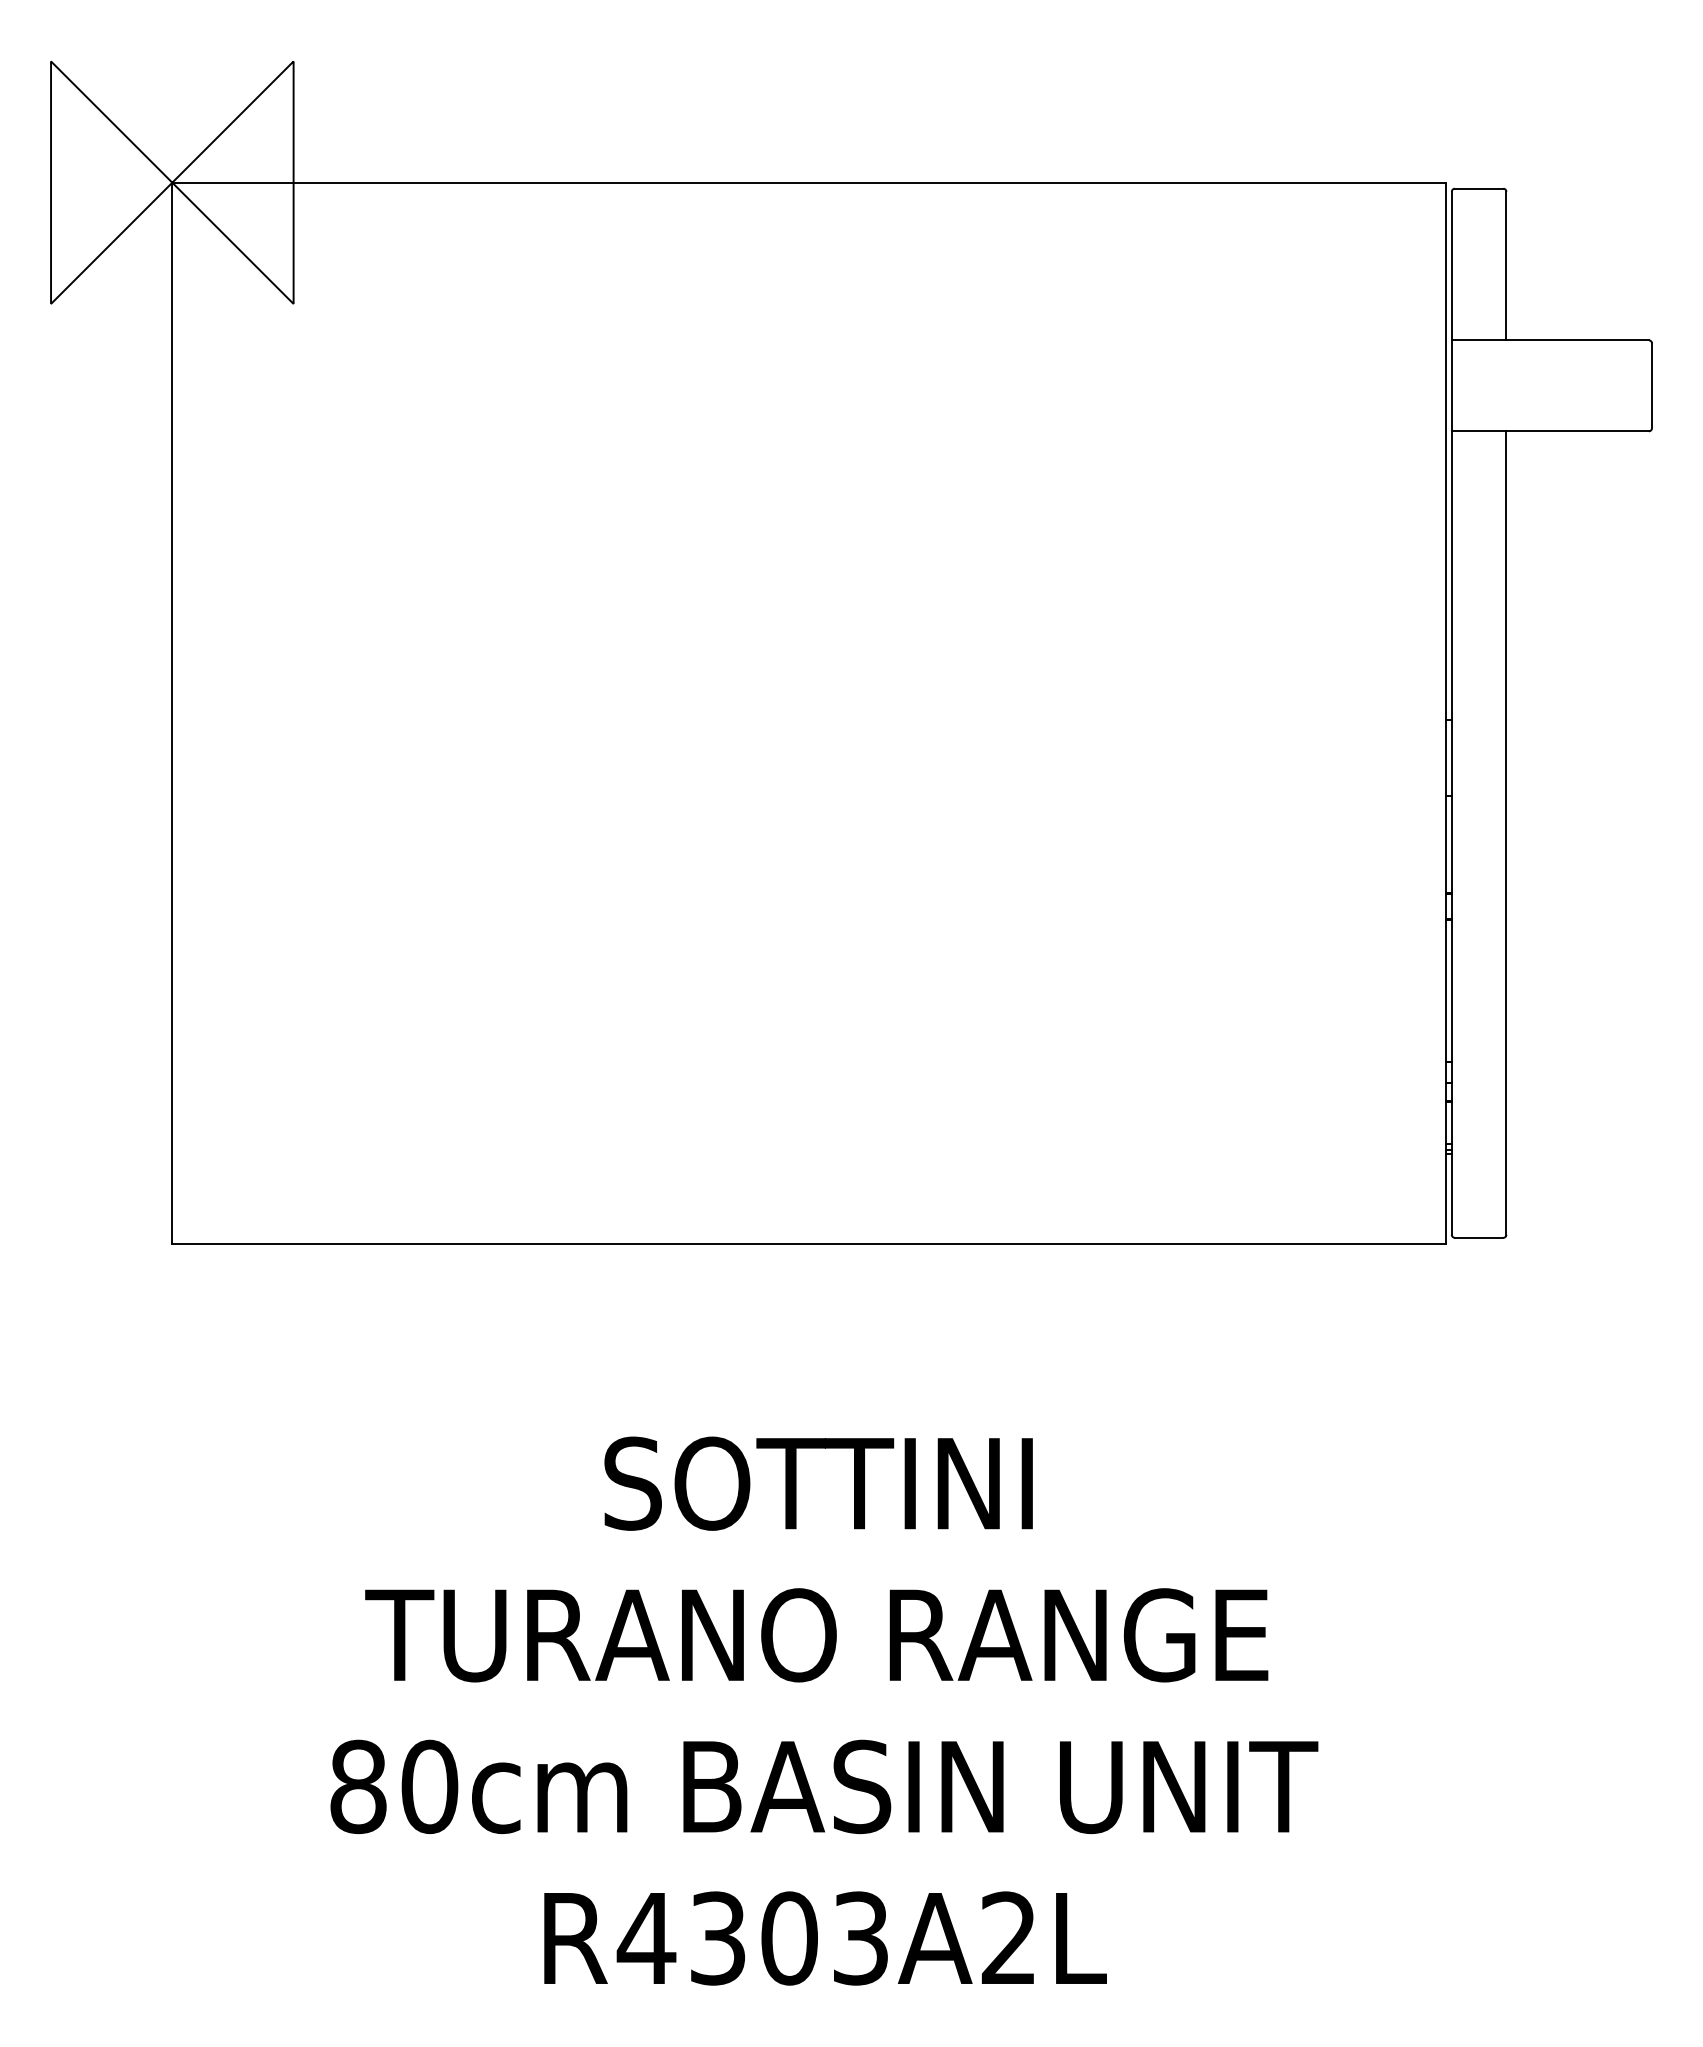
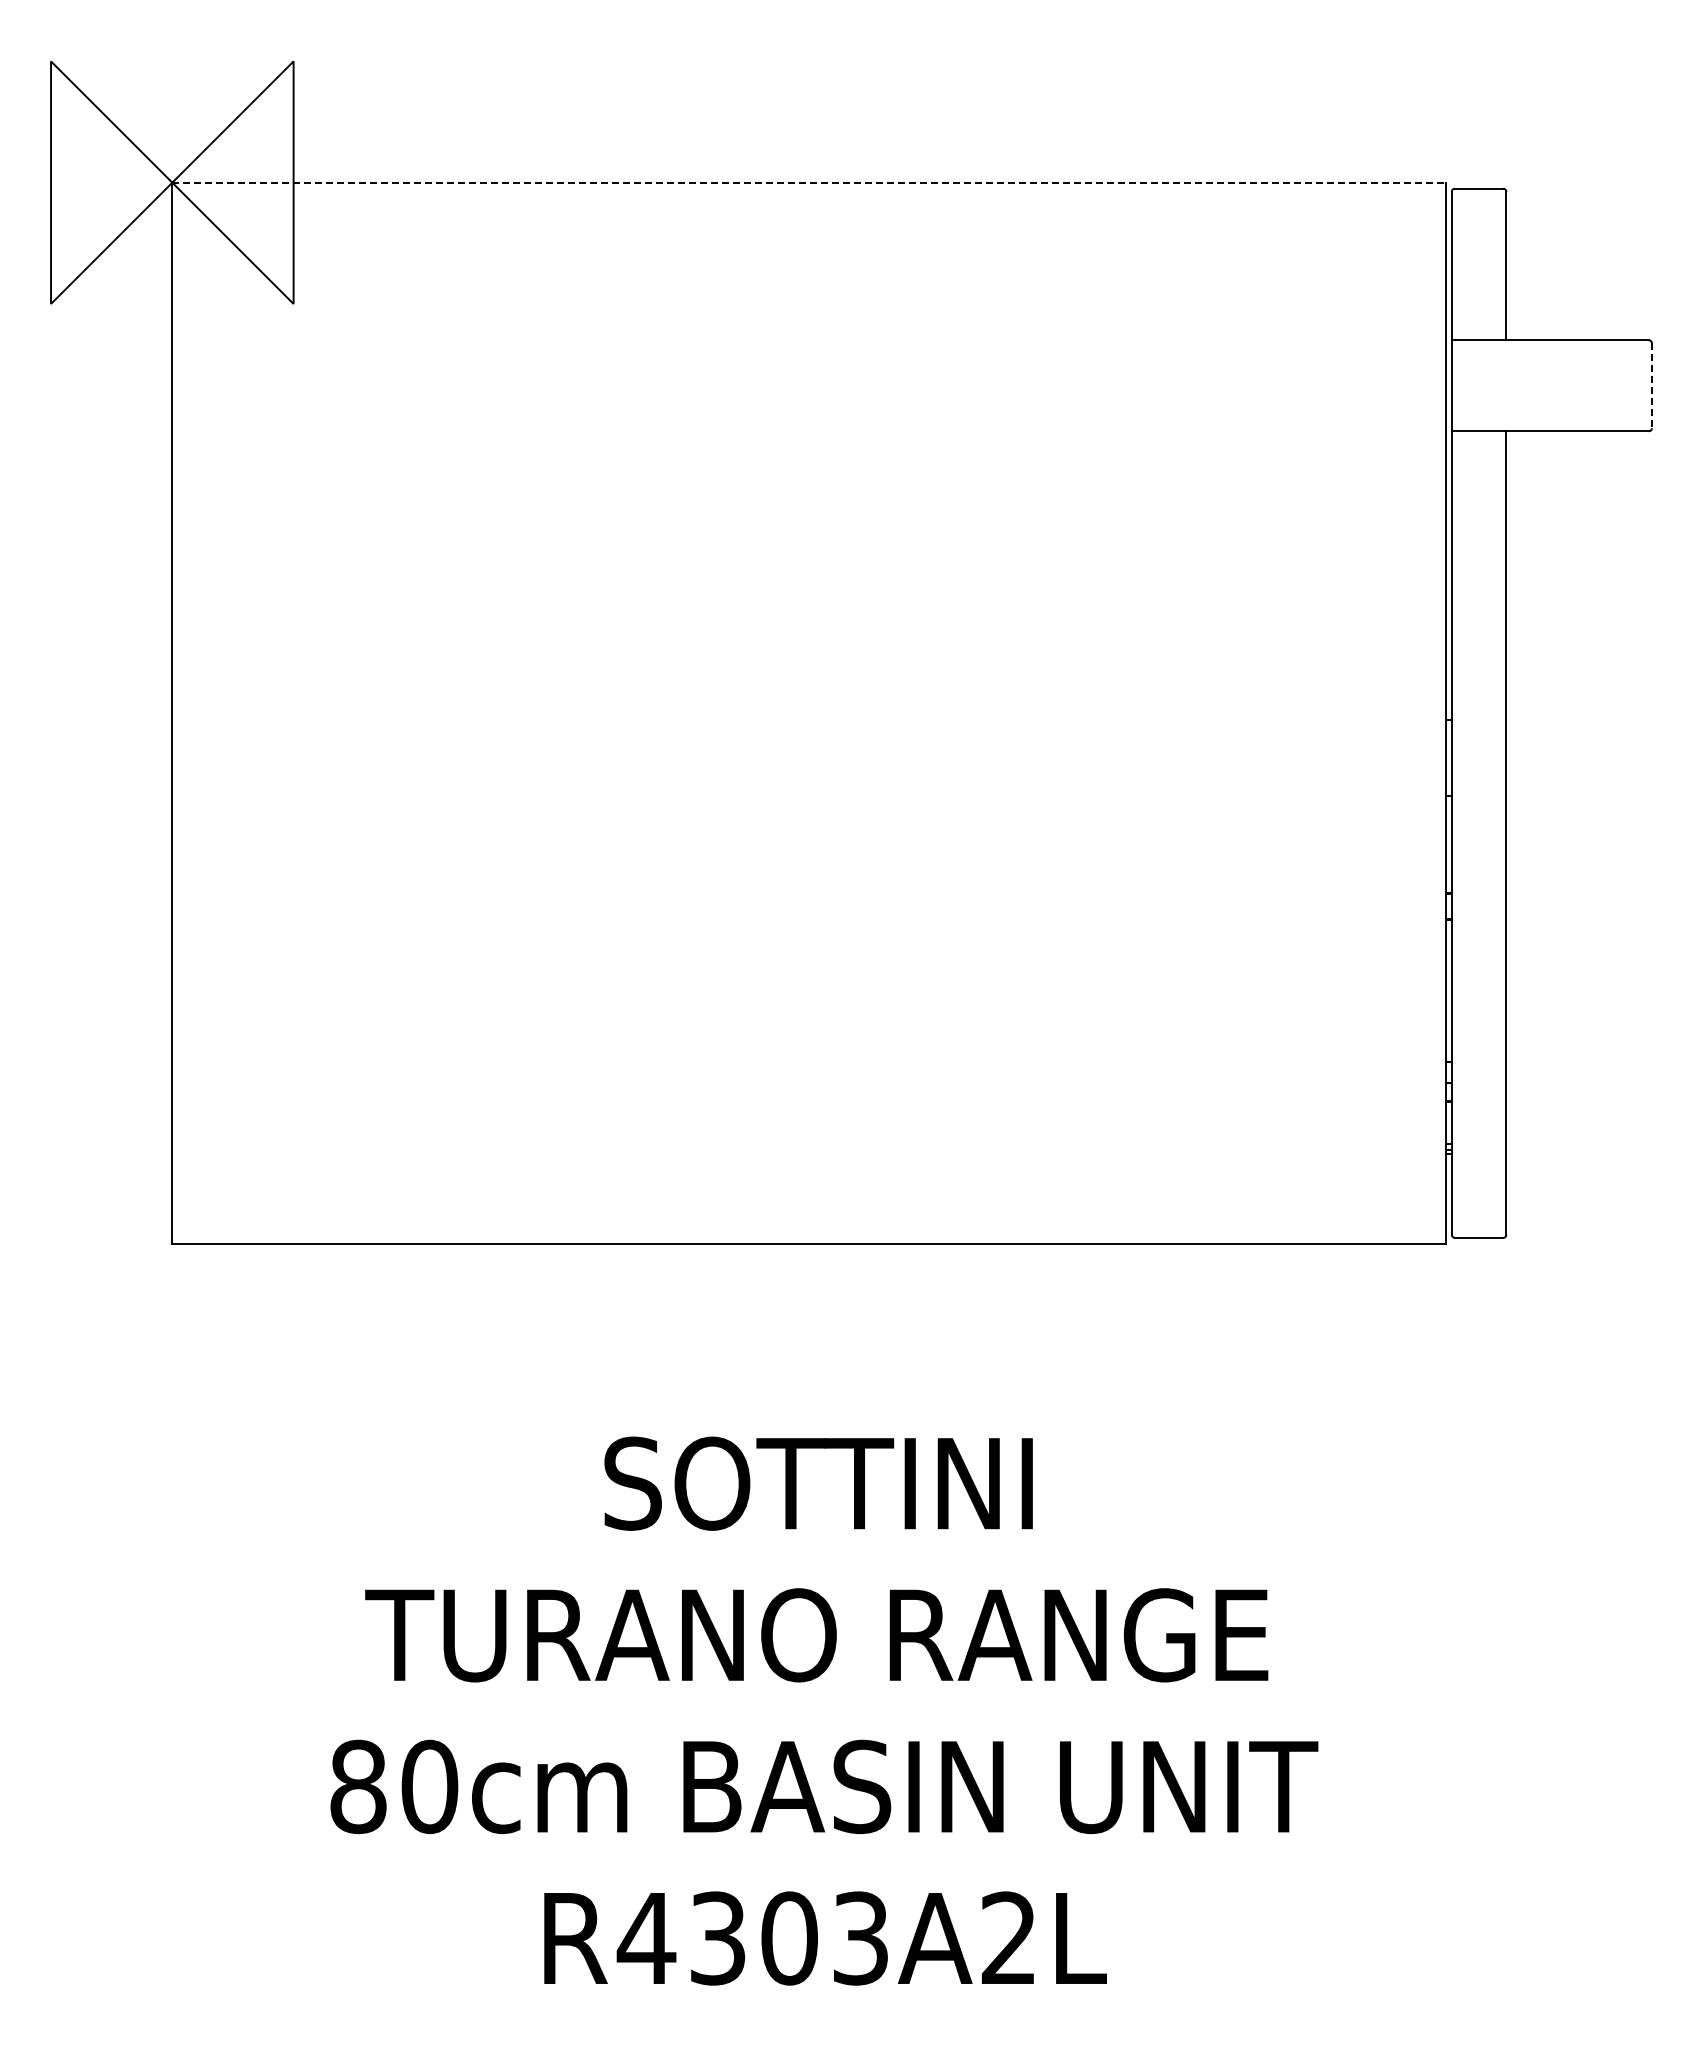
line: solid -> dashed (809, 182)
line: solid -> dashed (1651, 386)
